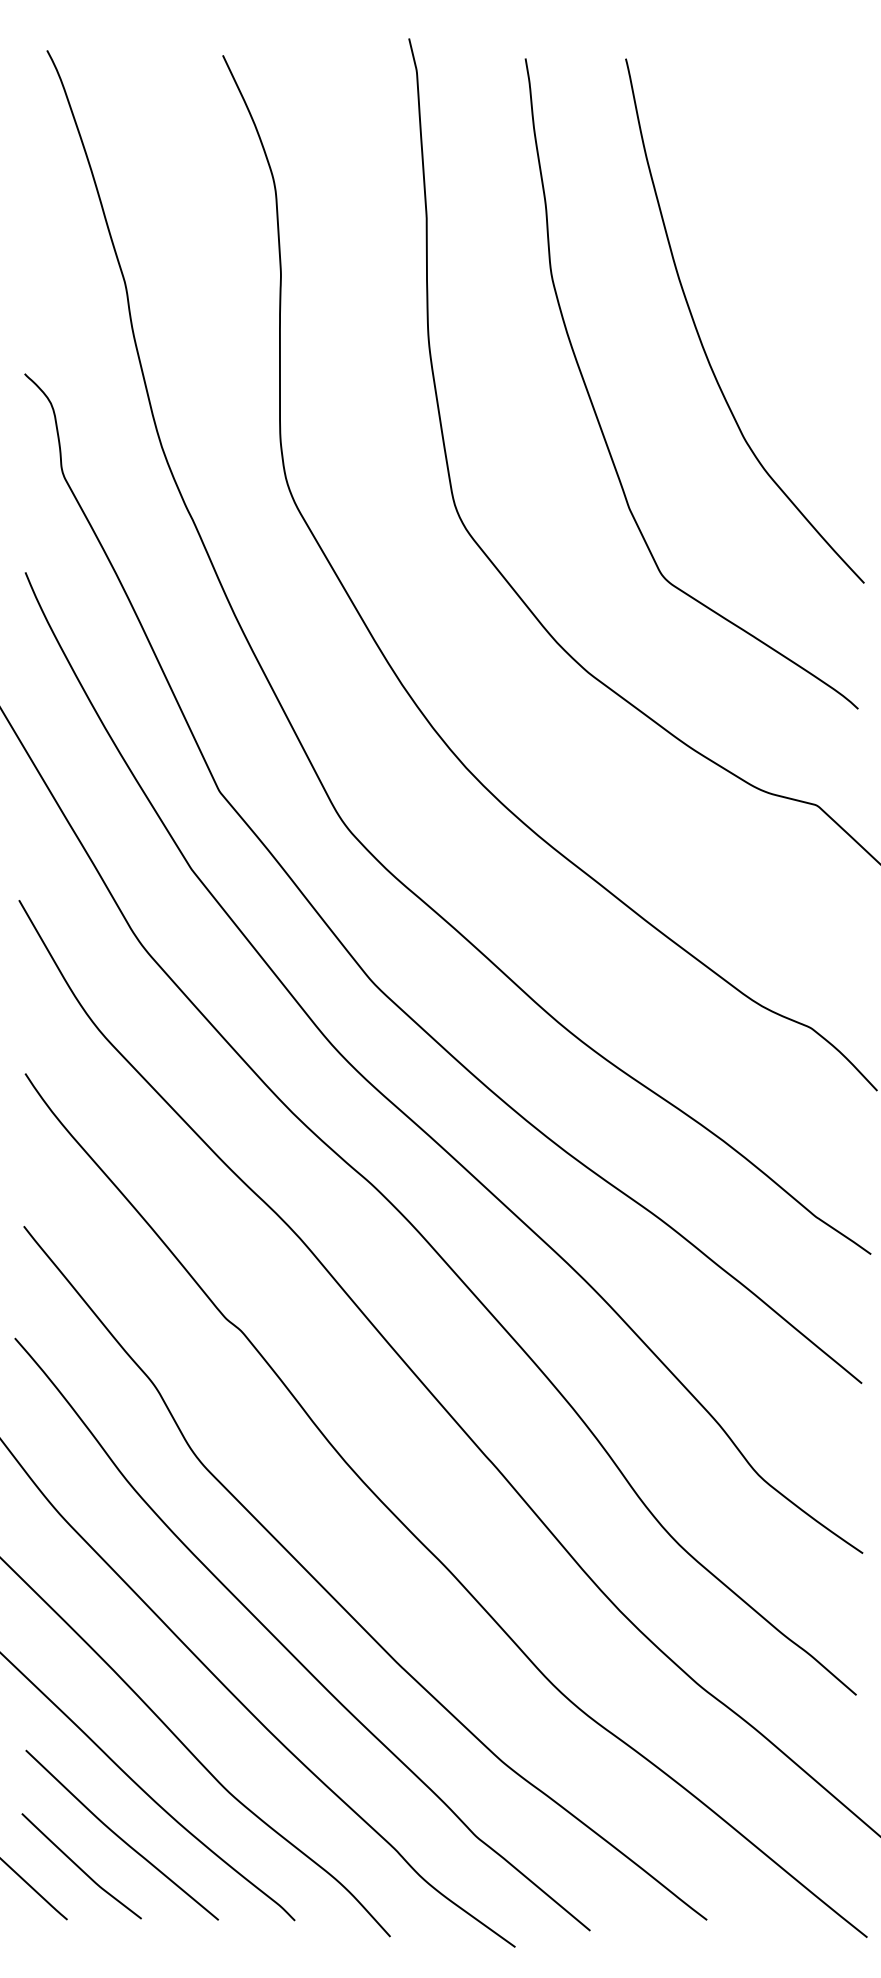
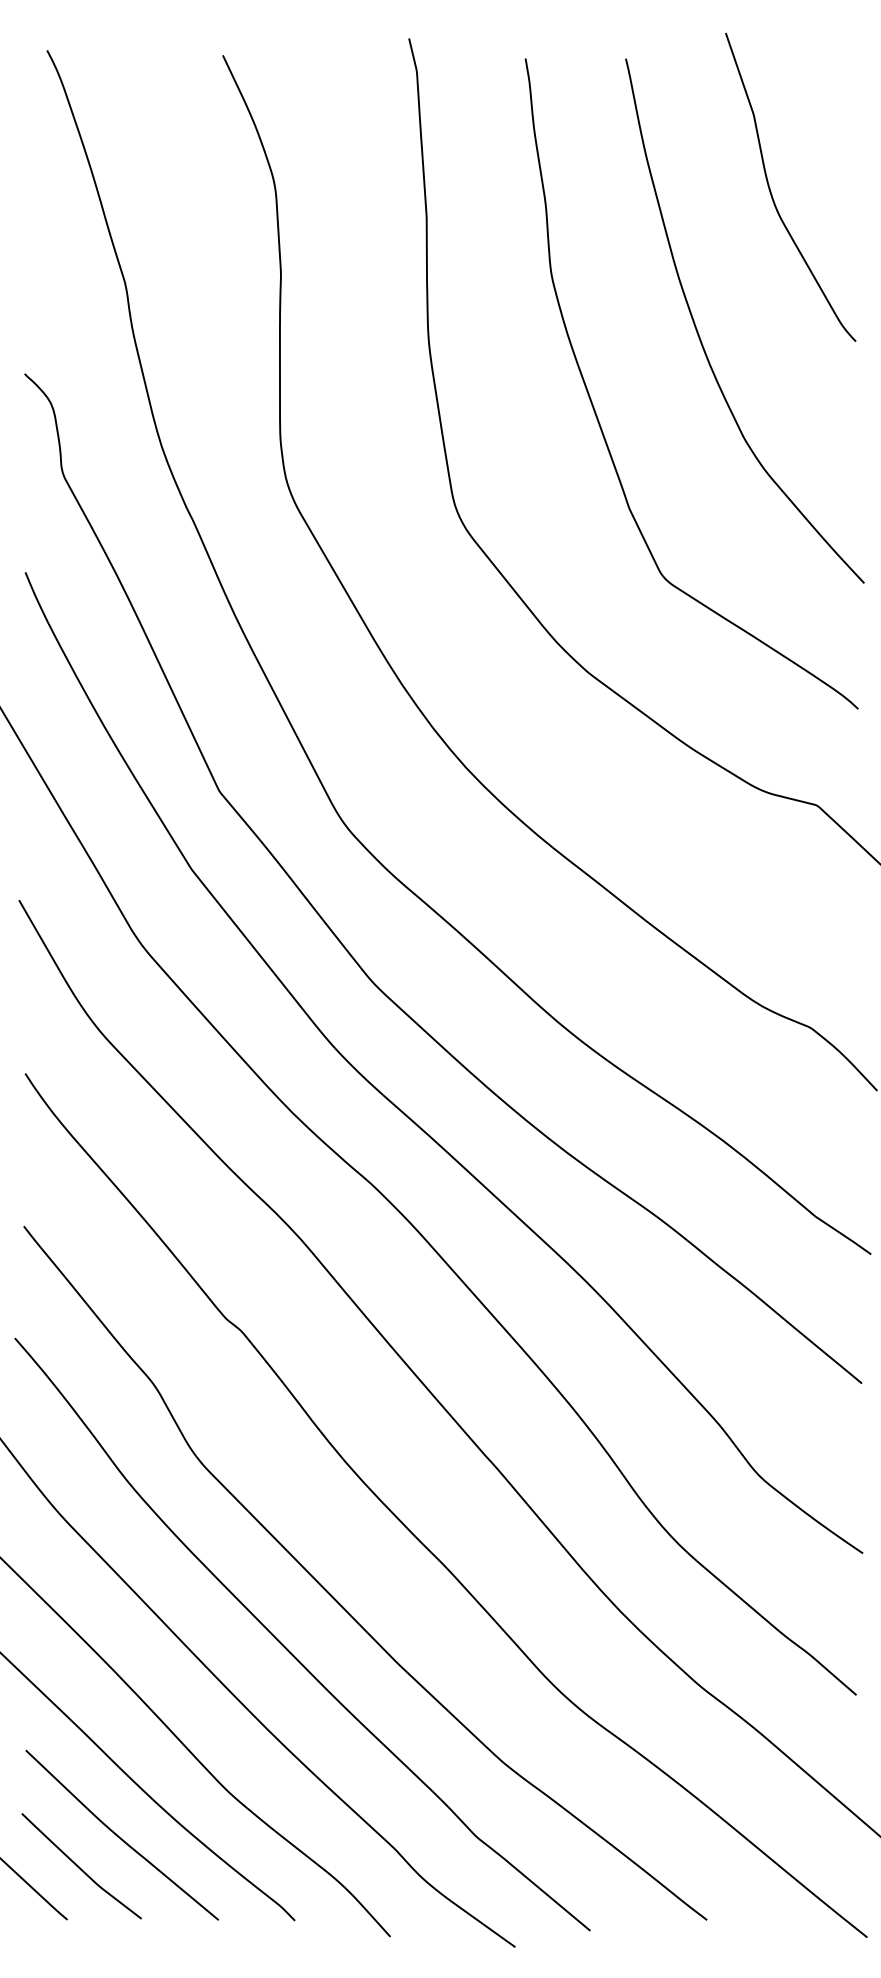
curve: none -> present (771, 191)
